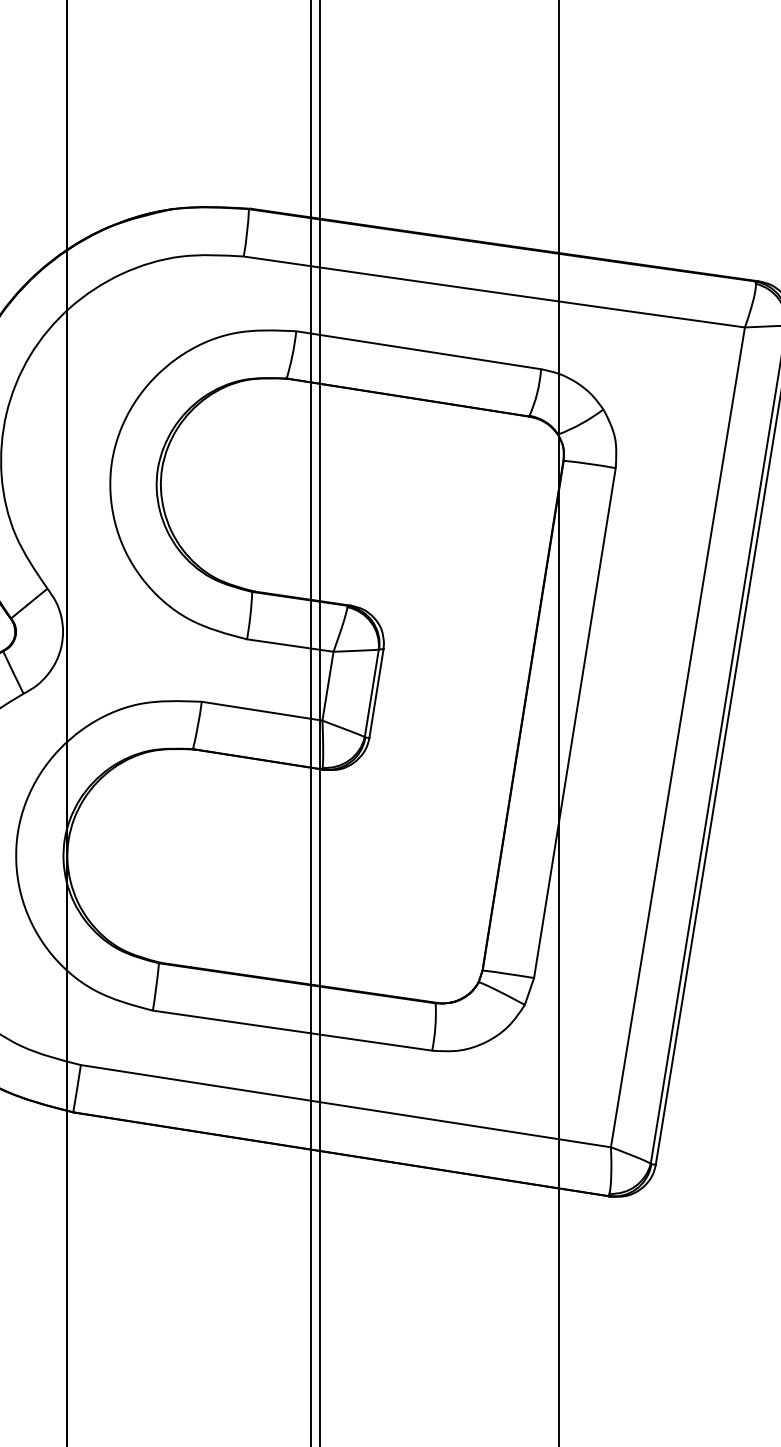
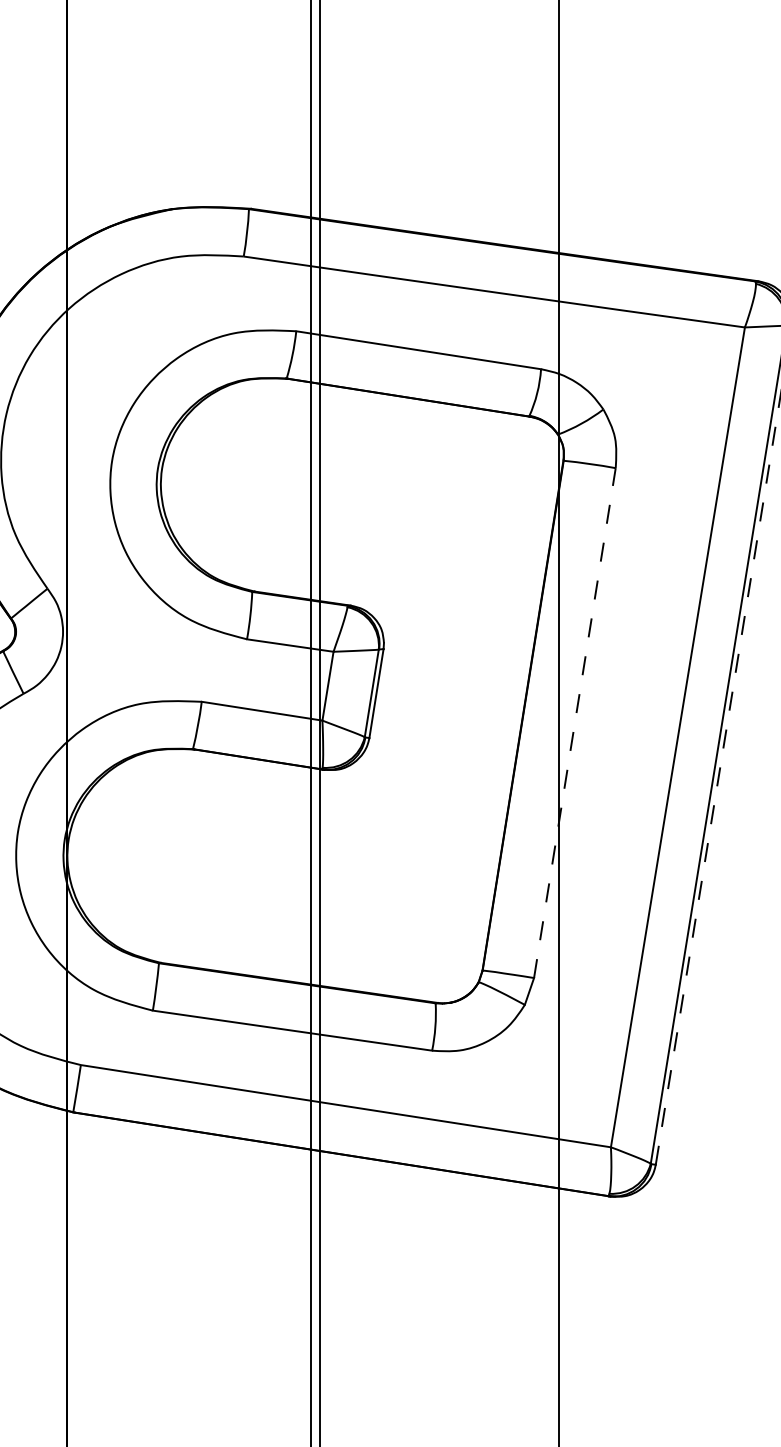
line: solid -> dashed (574, 722)
line: solid -> dashed (718, 778)
